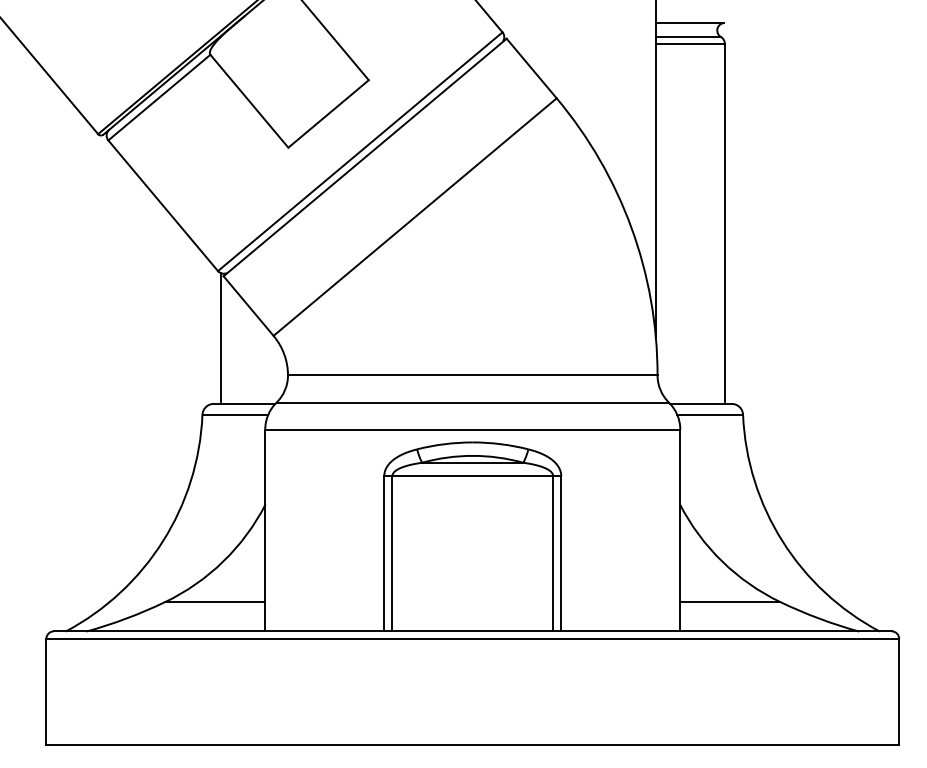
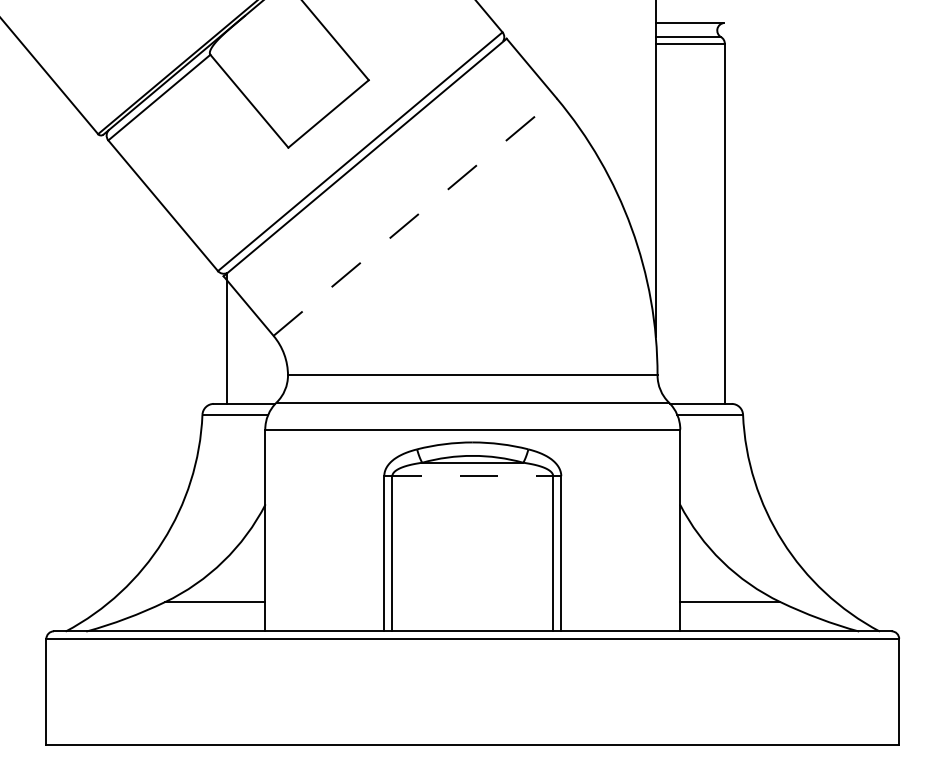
line: solid -> dashed (415, 217)
line position: (220, 338) -> (226, 338) (226, 338)
line: solid -> dashed (472, 476)
